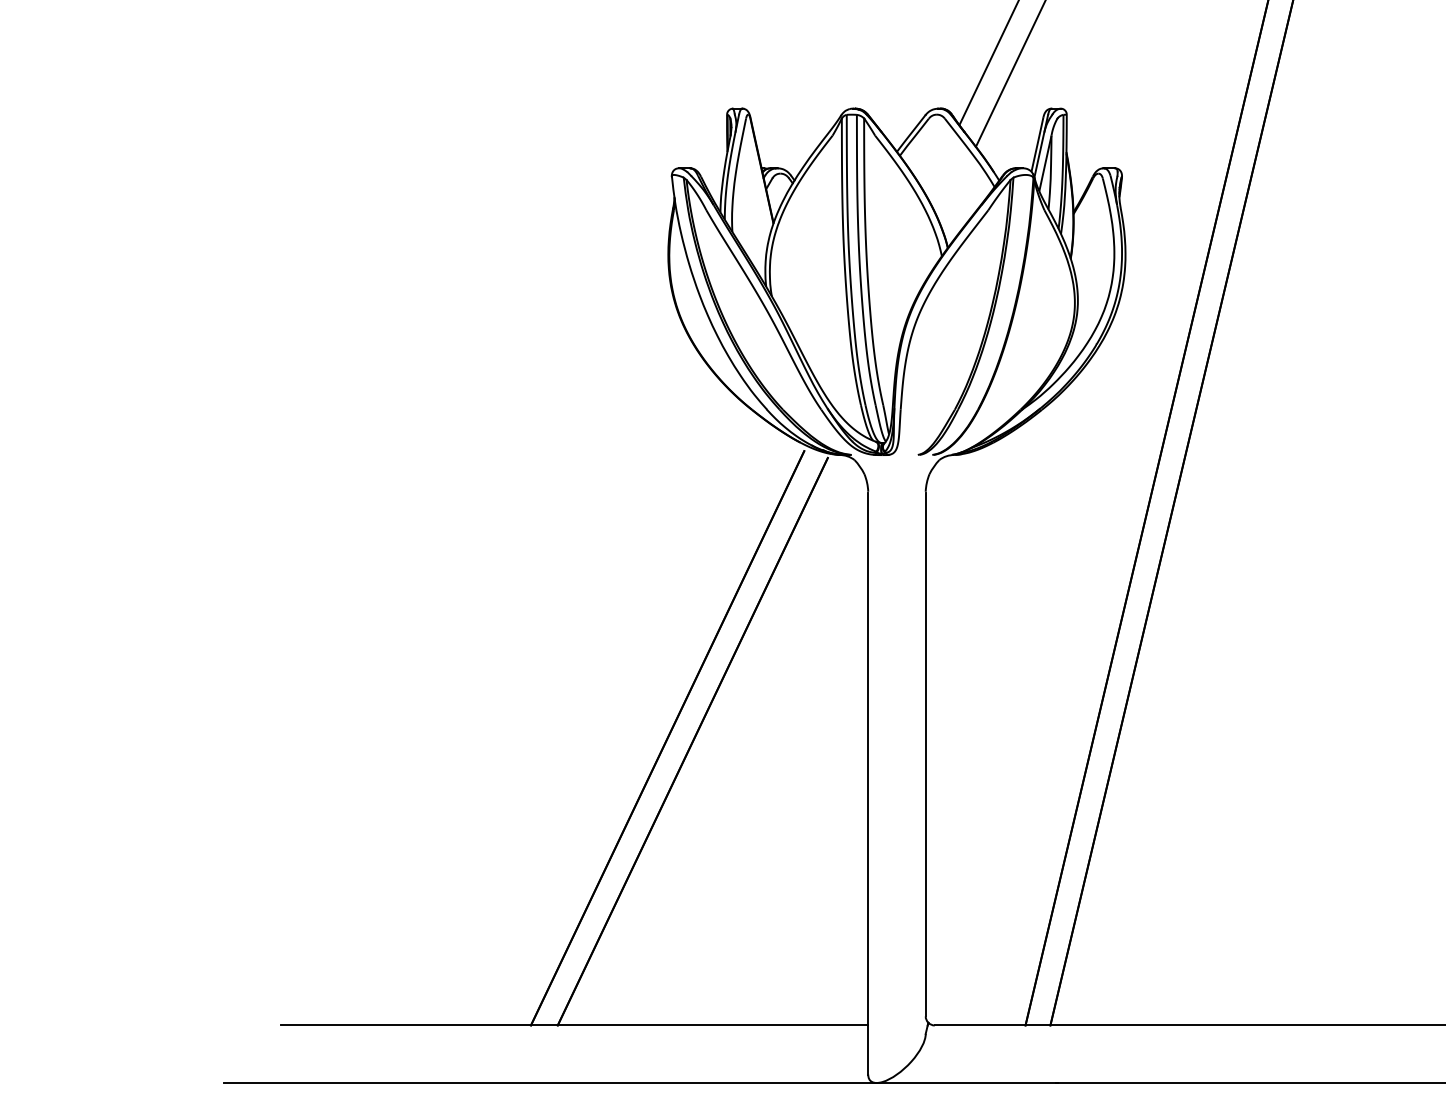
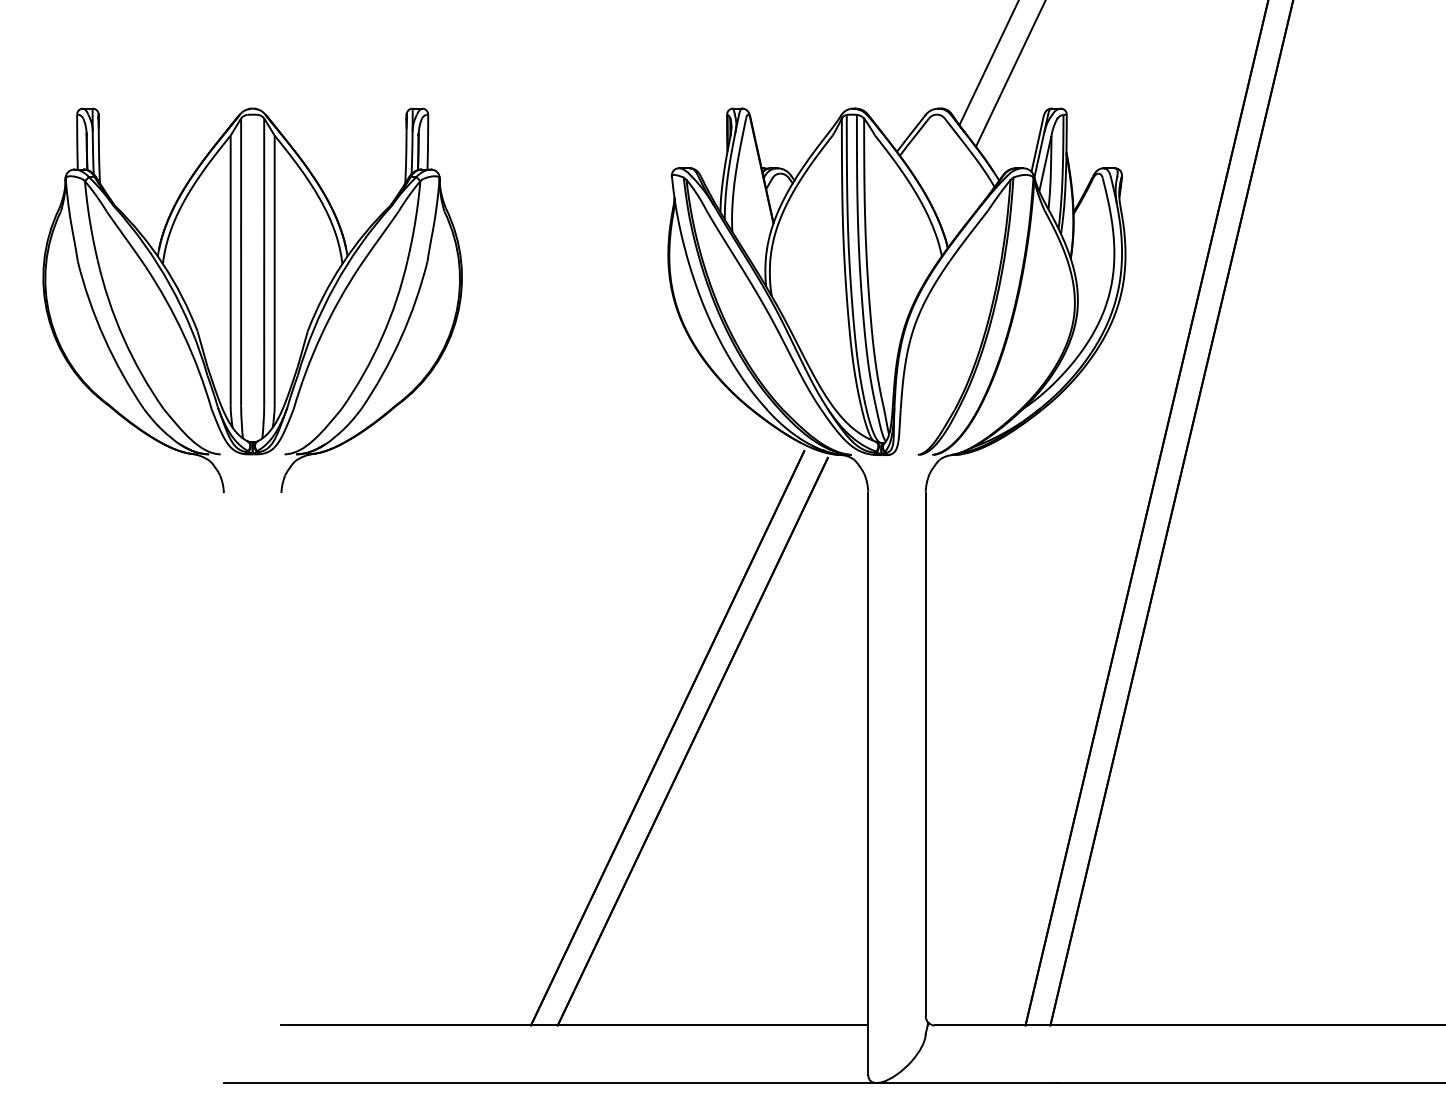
part: none -> present (252, 299)
